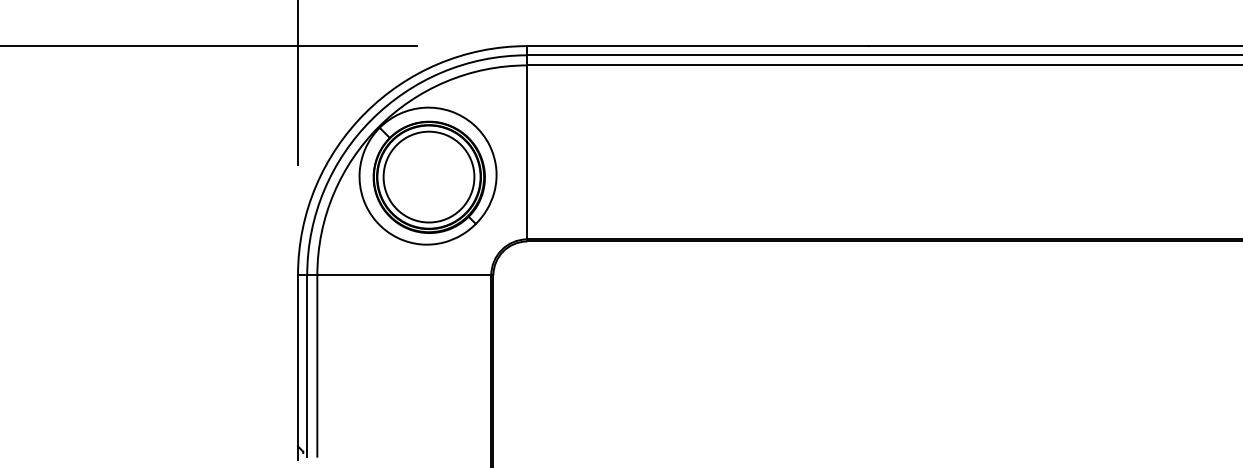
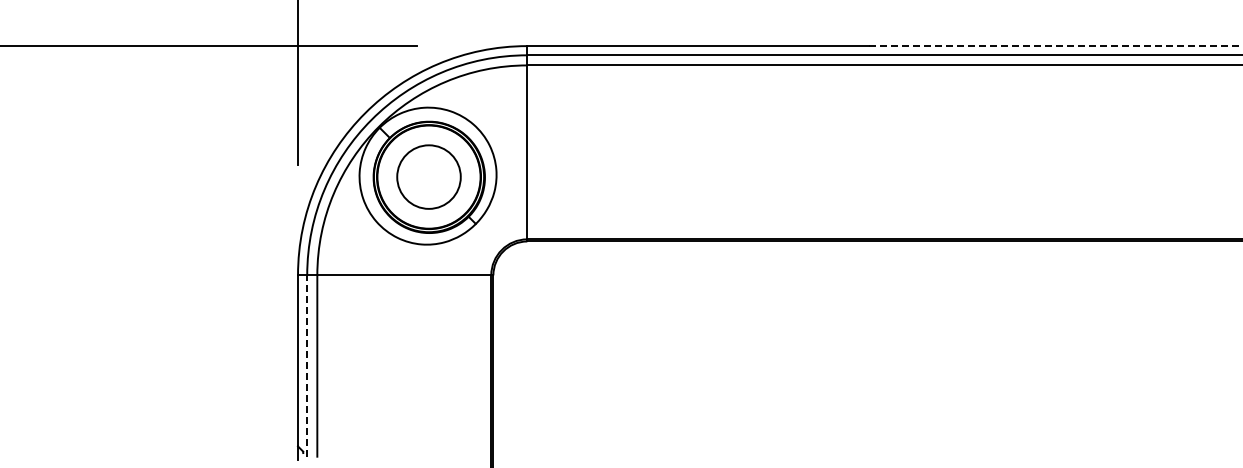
line: solid -> dashed (1055, 46)
circle diameter: 91 px -> 64 px (428, 176)
line: solid -> dashed (307, 366)
